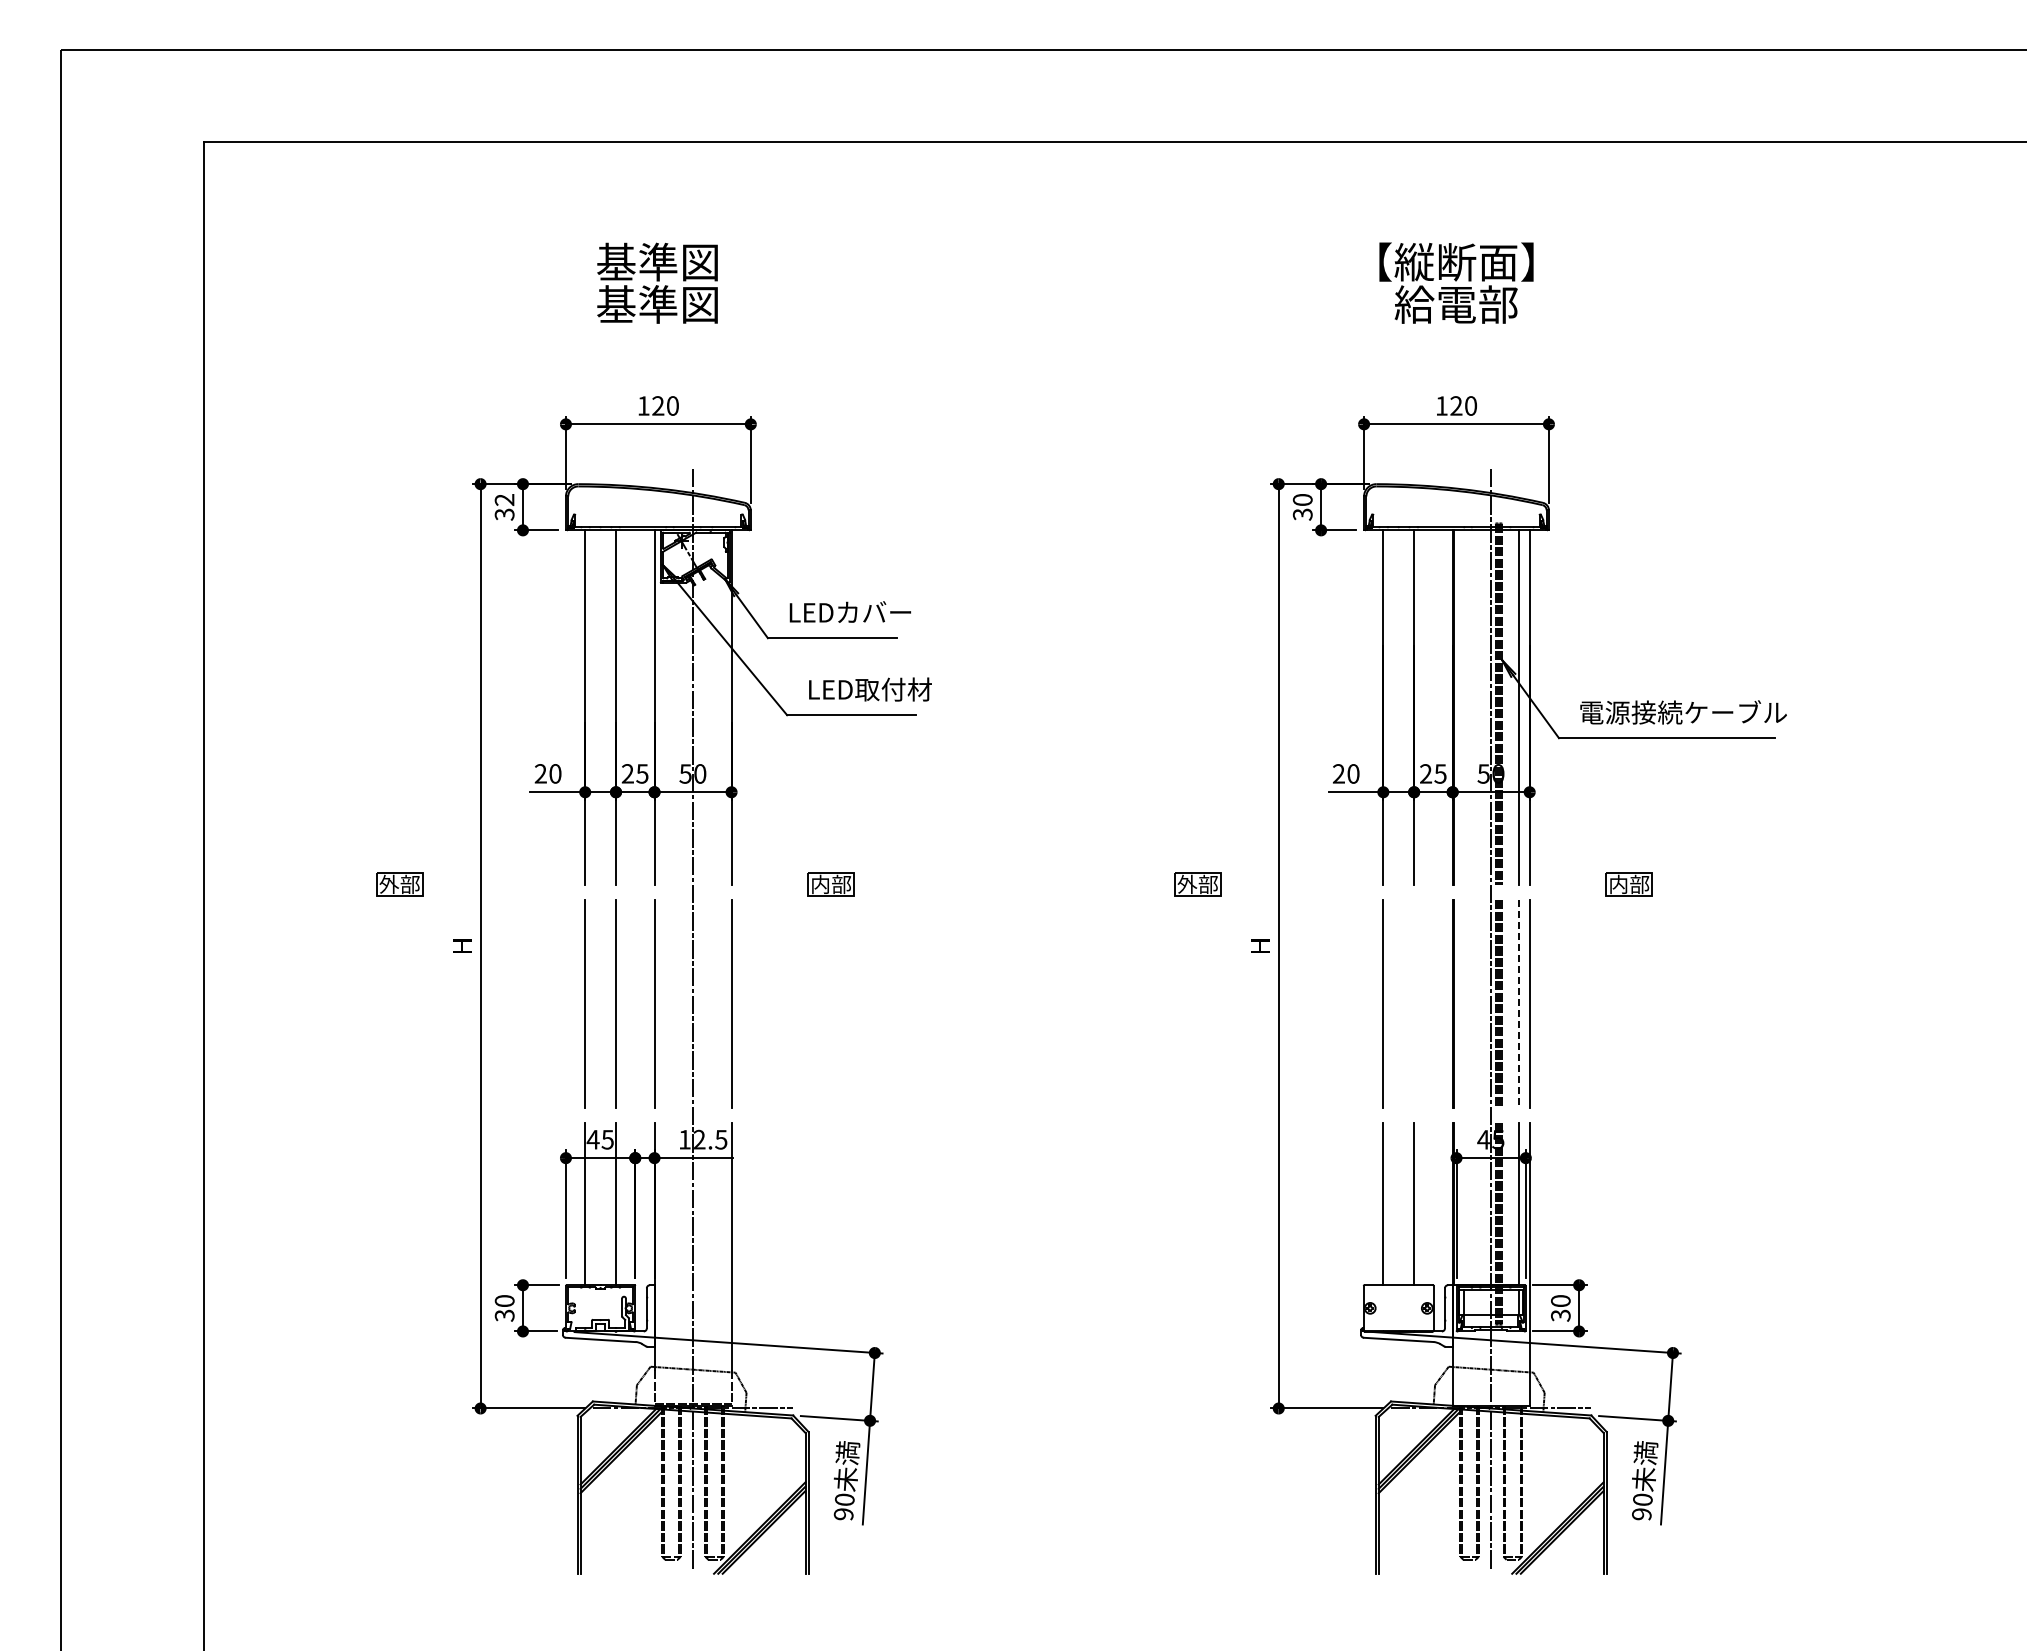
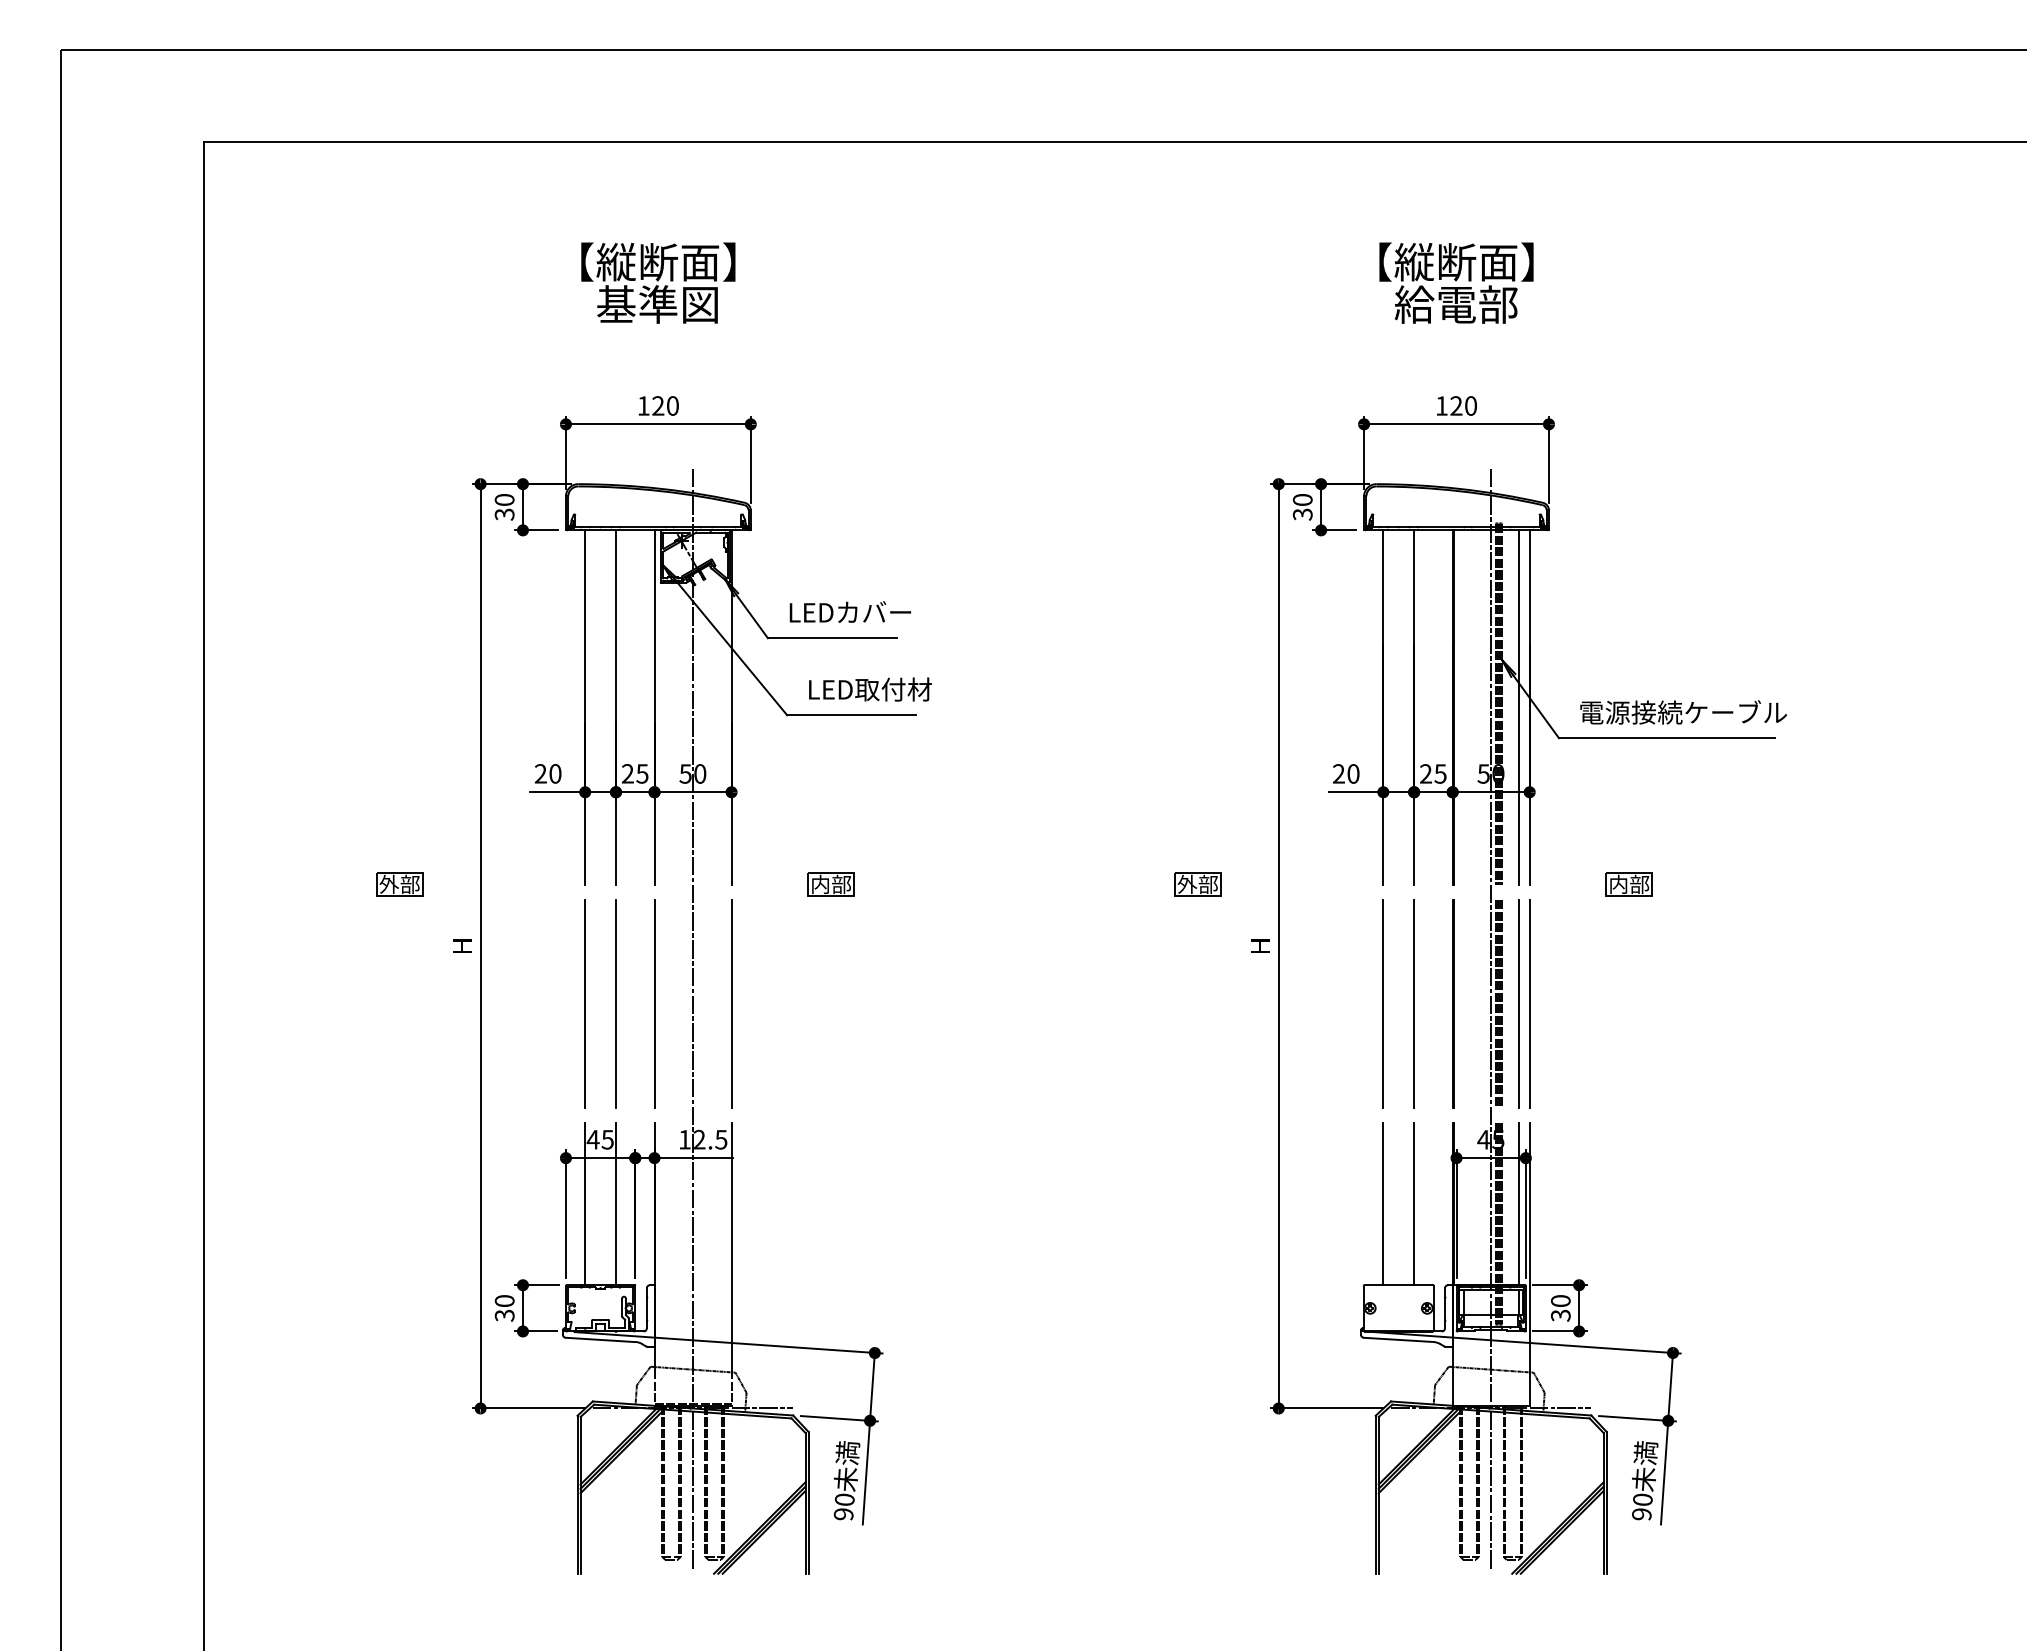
text: 基準図 -> 【縦断面】 (658, 261)
text: 32 -> 30 (504, 500)
line: none -> present (1414, 1004)
line: dashed -> solid (1518, 1004)
